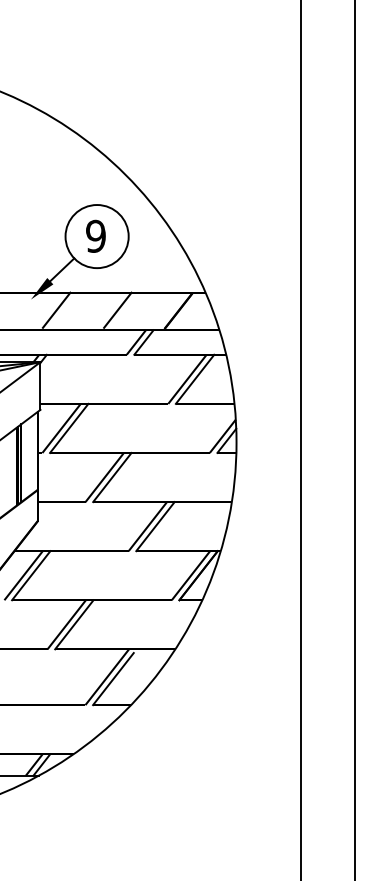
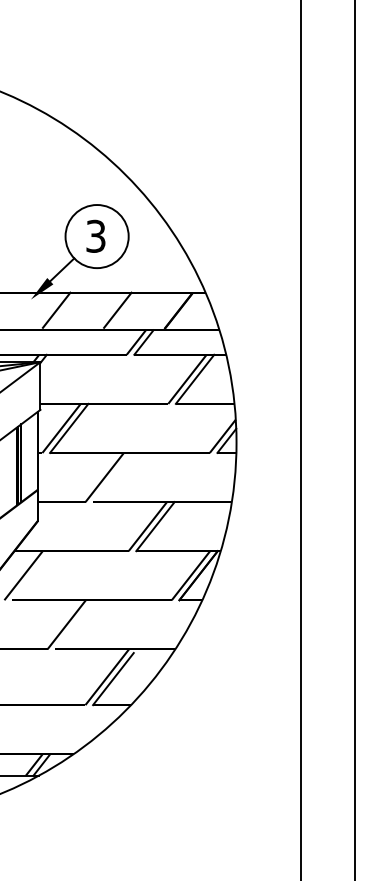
text: 9 -> 3 (95, 235)
line: present -> none (112, 477)
line: present -> none (31, 575)
line: present -> none (74, 624)
